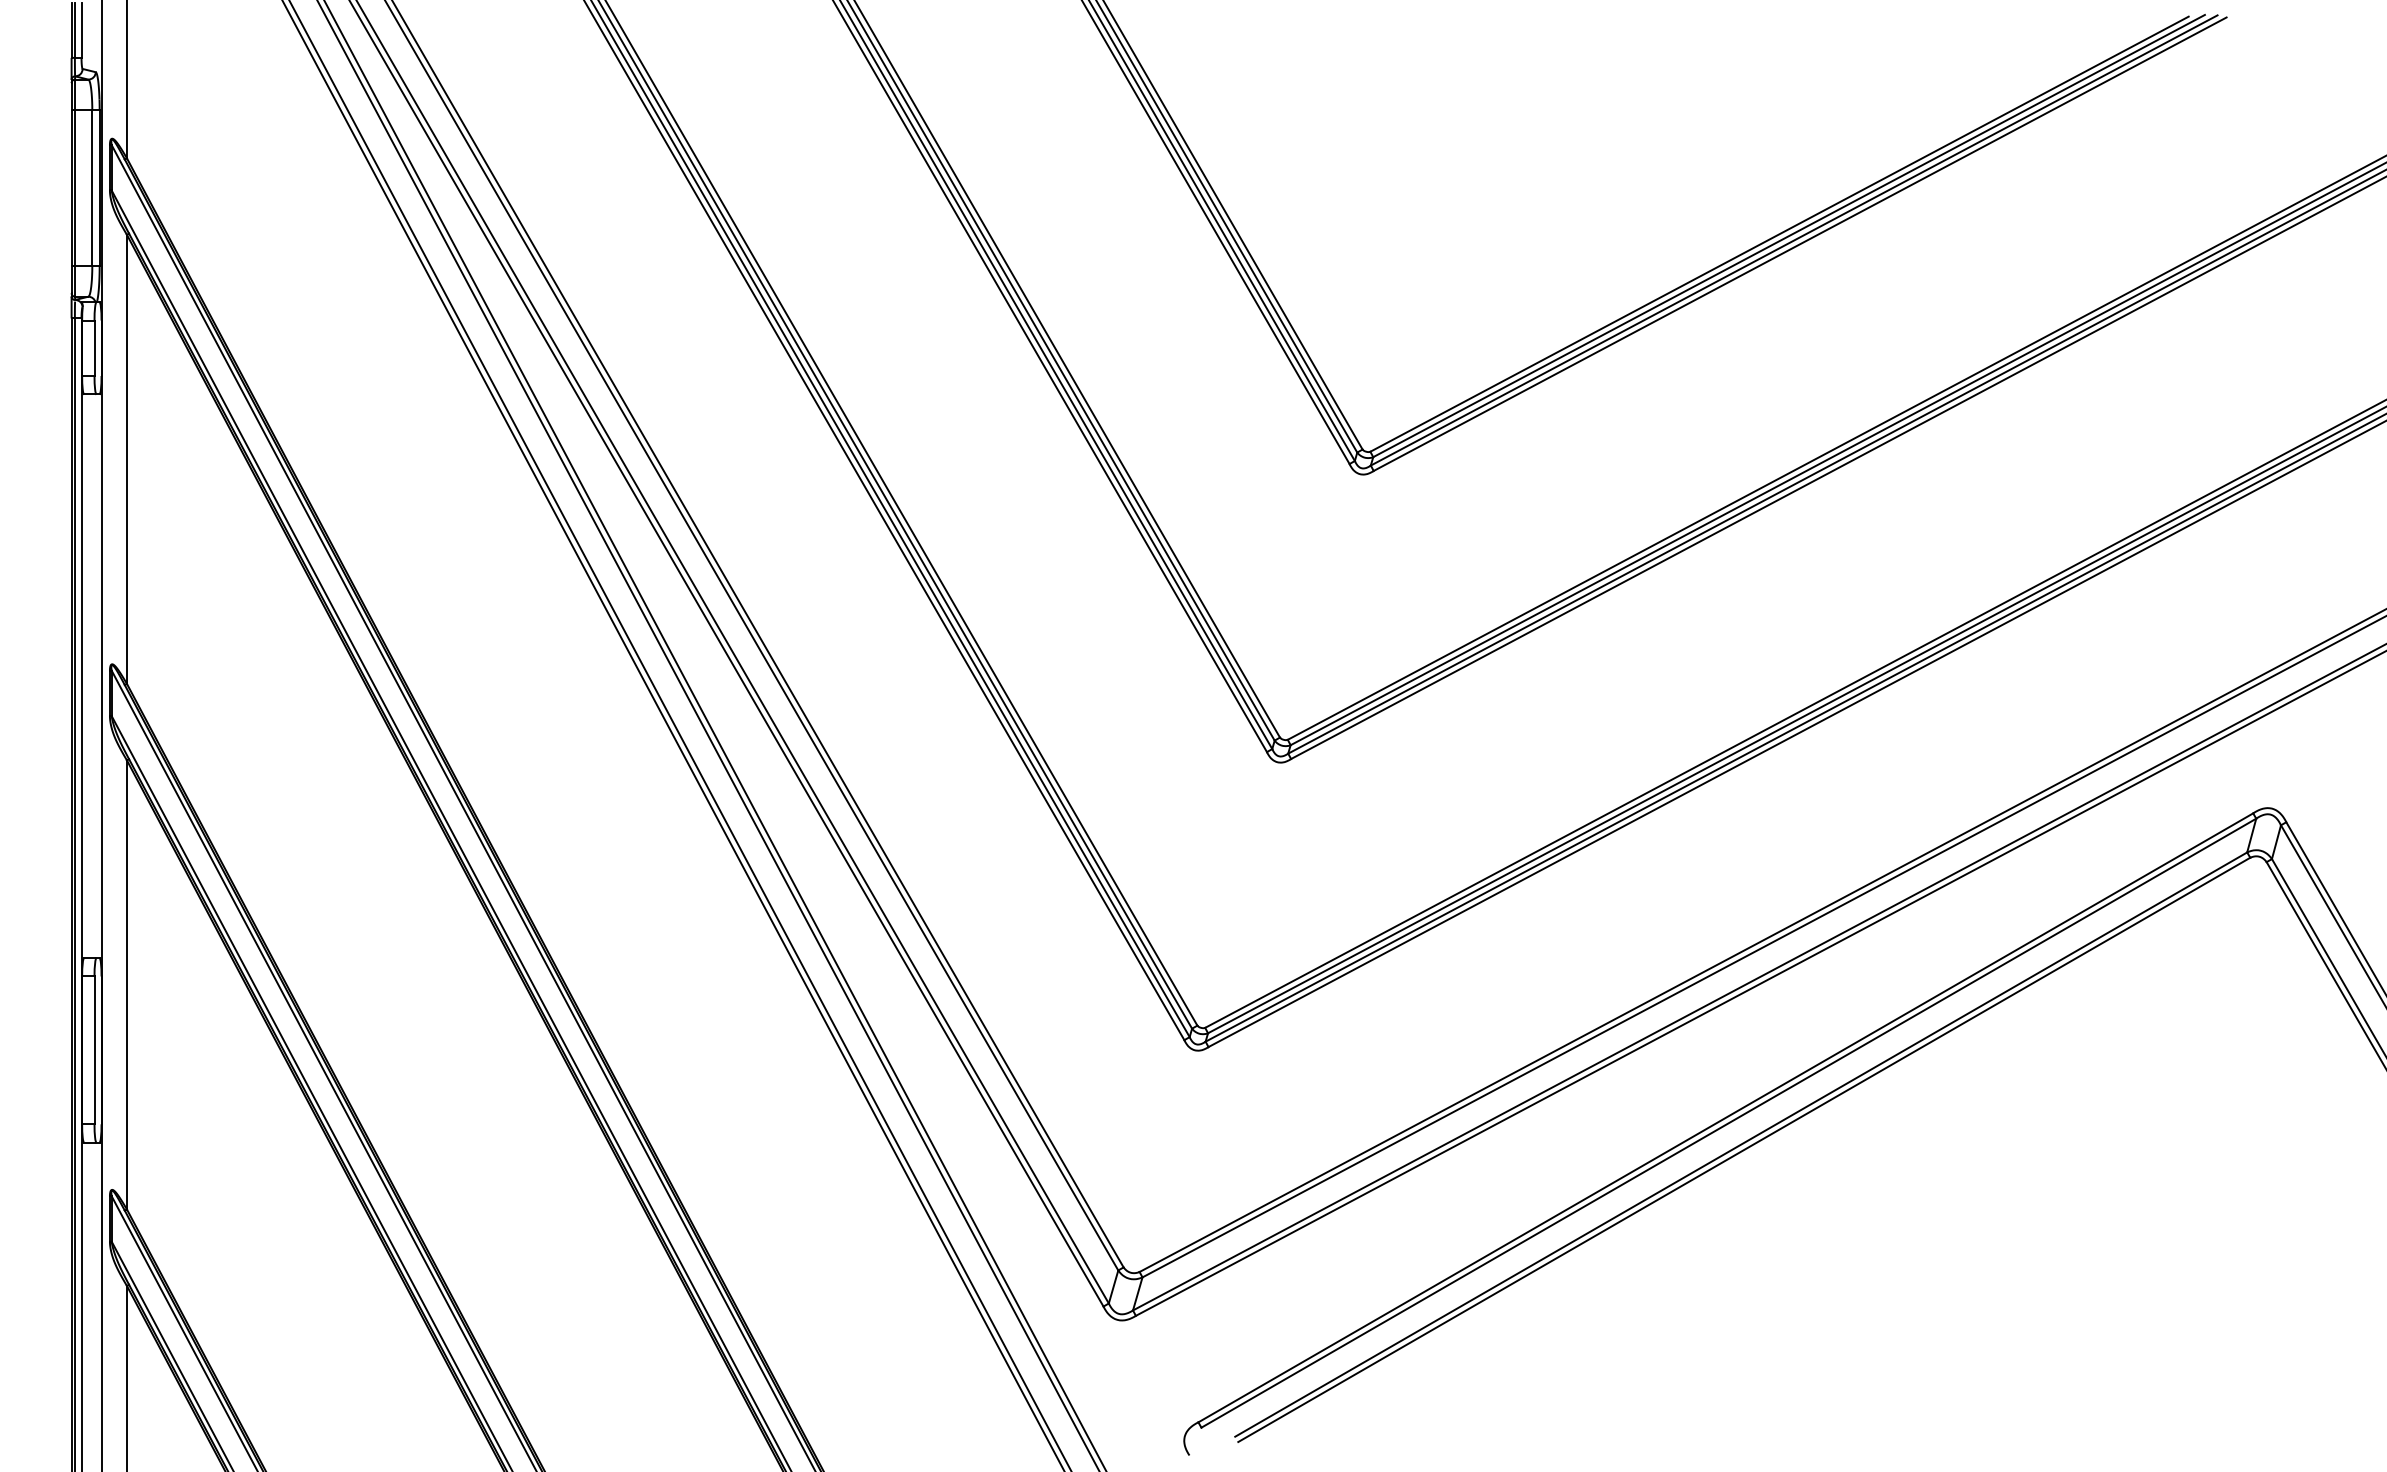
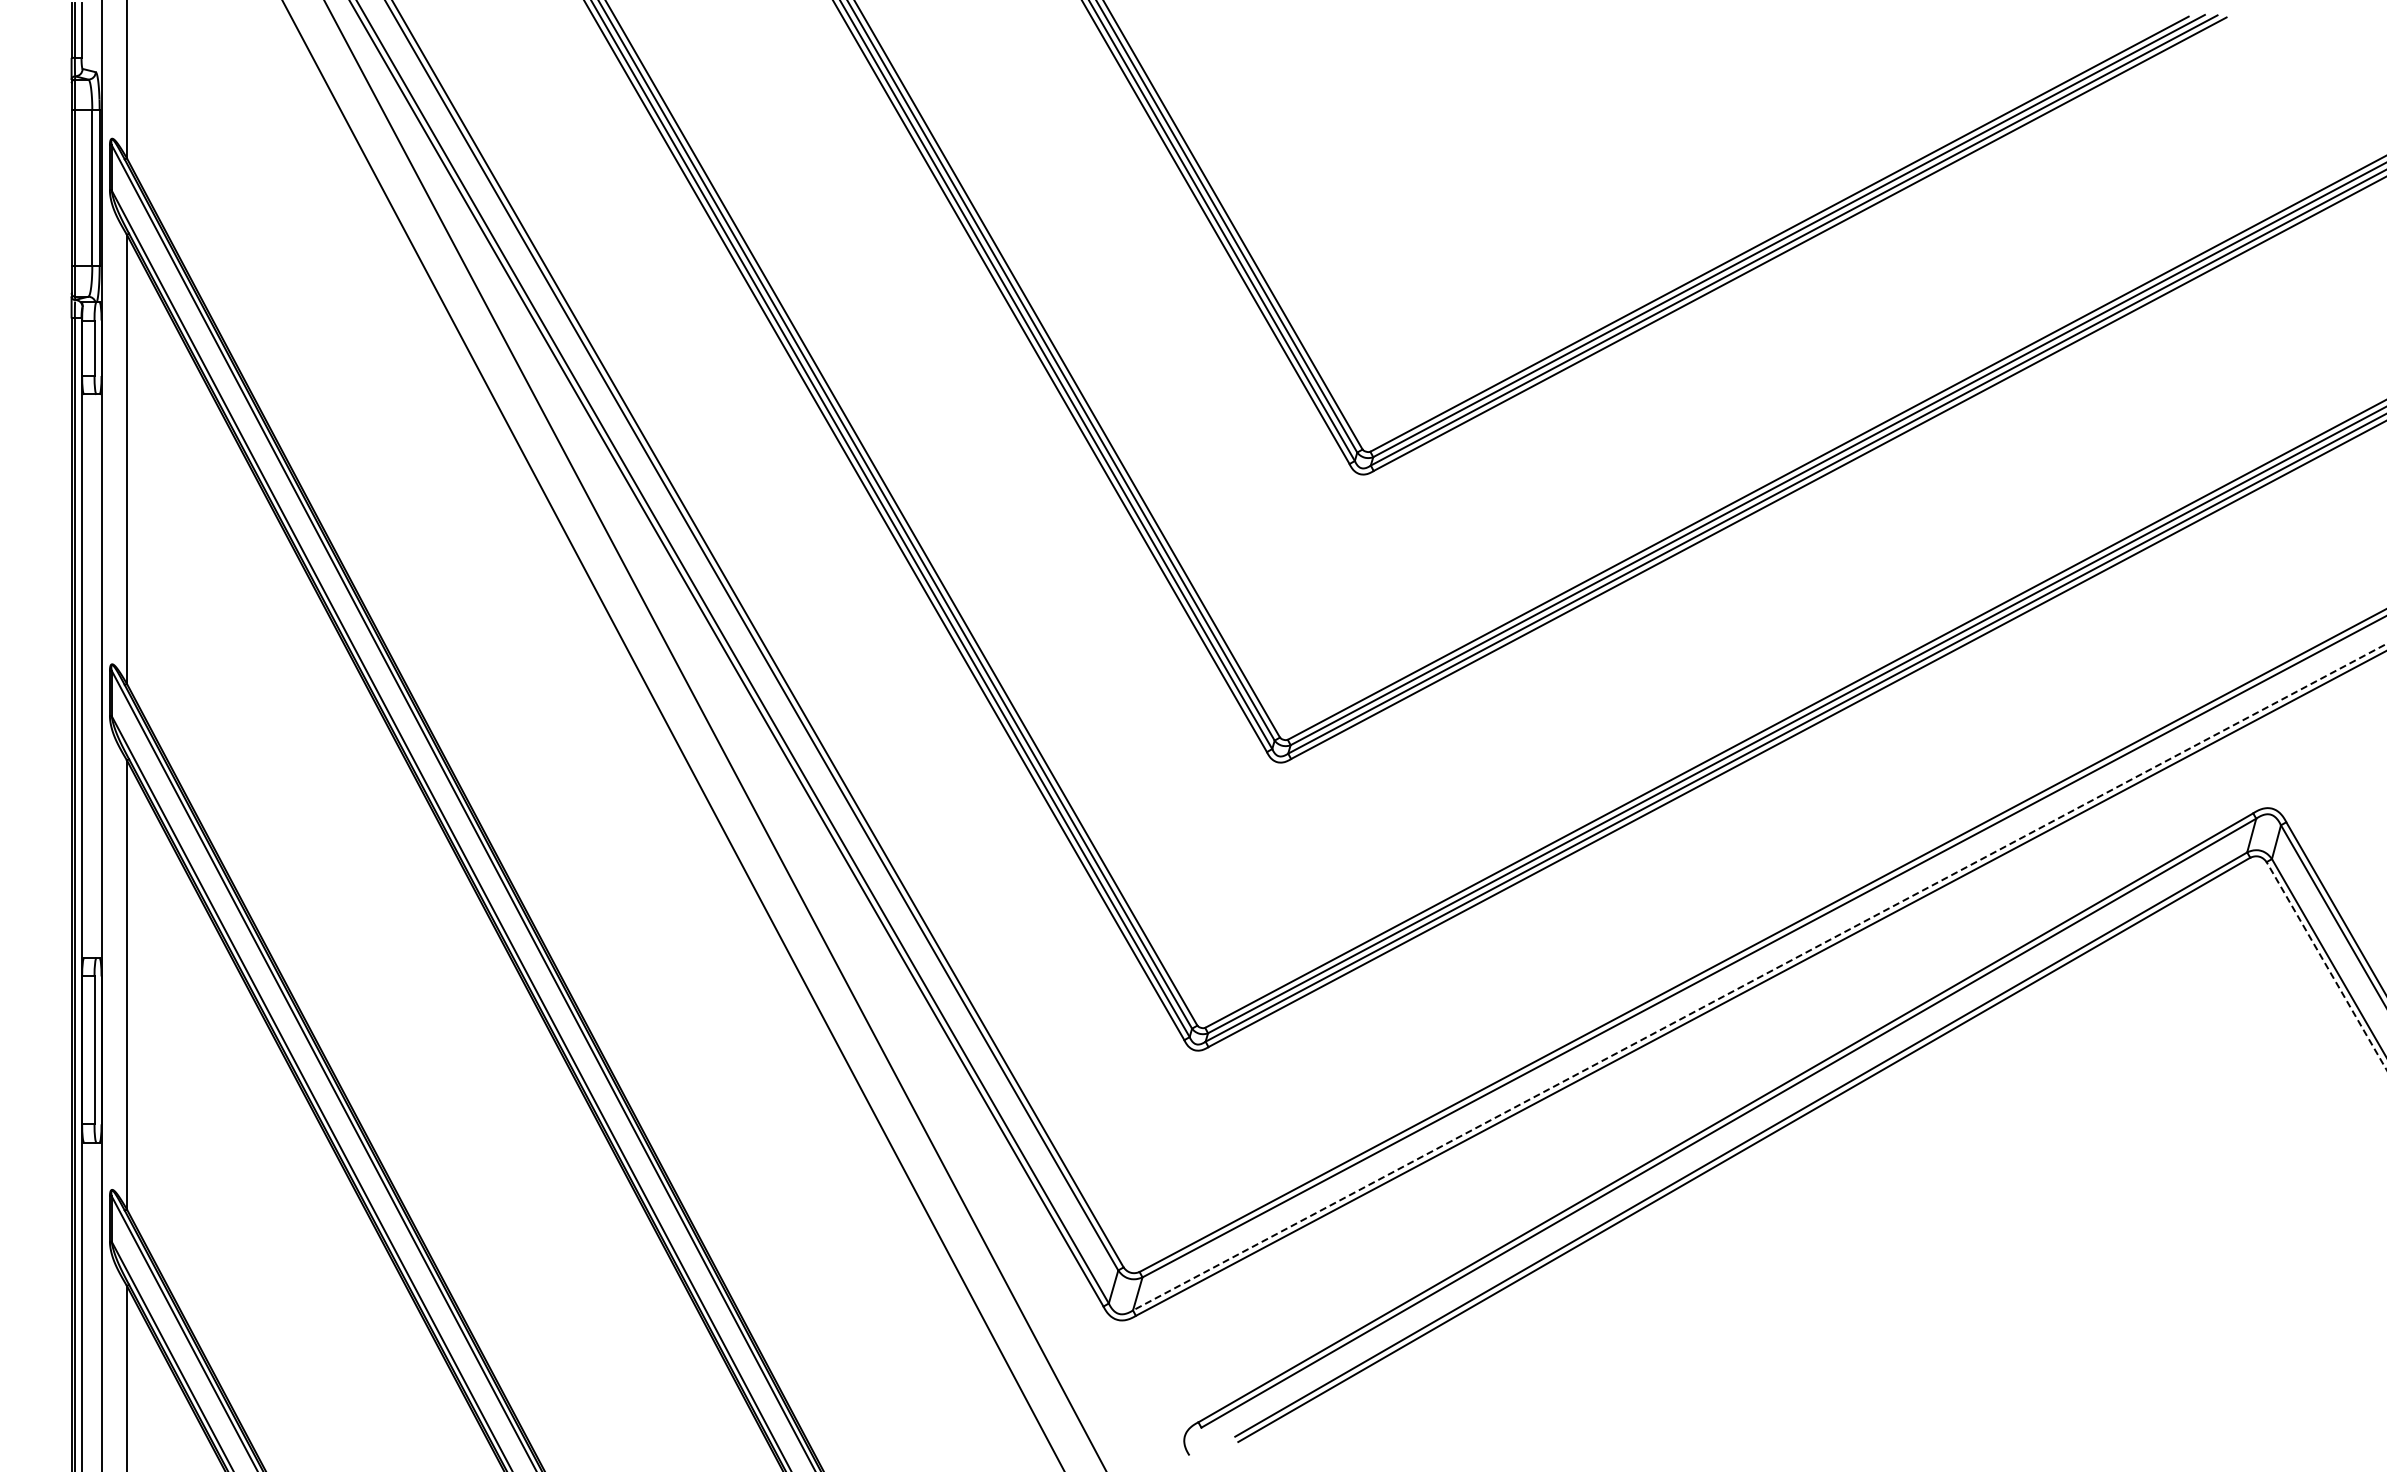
line: present -> none (679, 735)
line: present -> none (707, 735)
line: solid -> dashed (2326, 966)
line: solid -> dashed (1759, 977)
